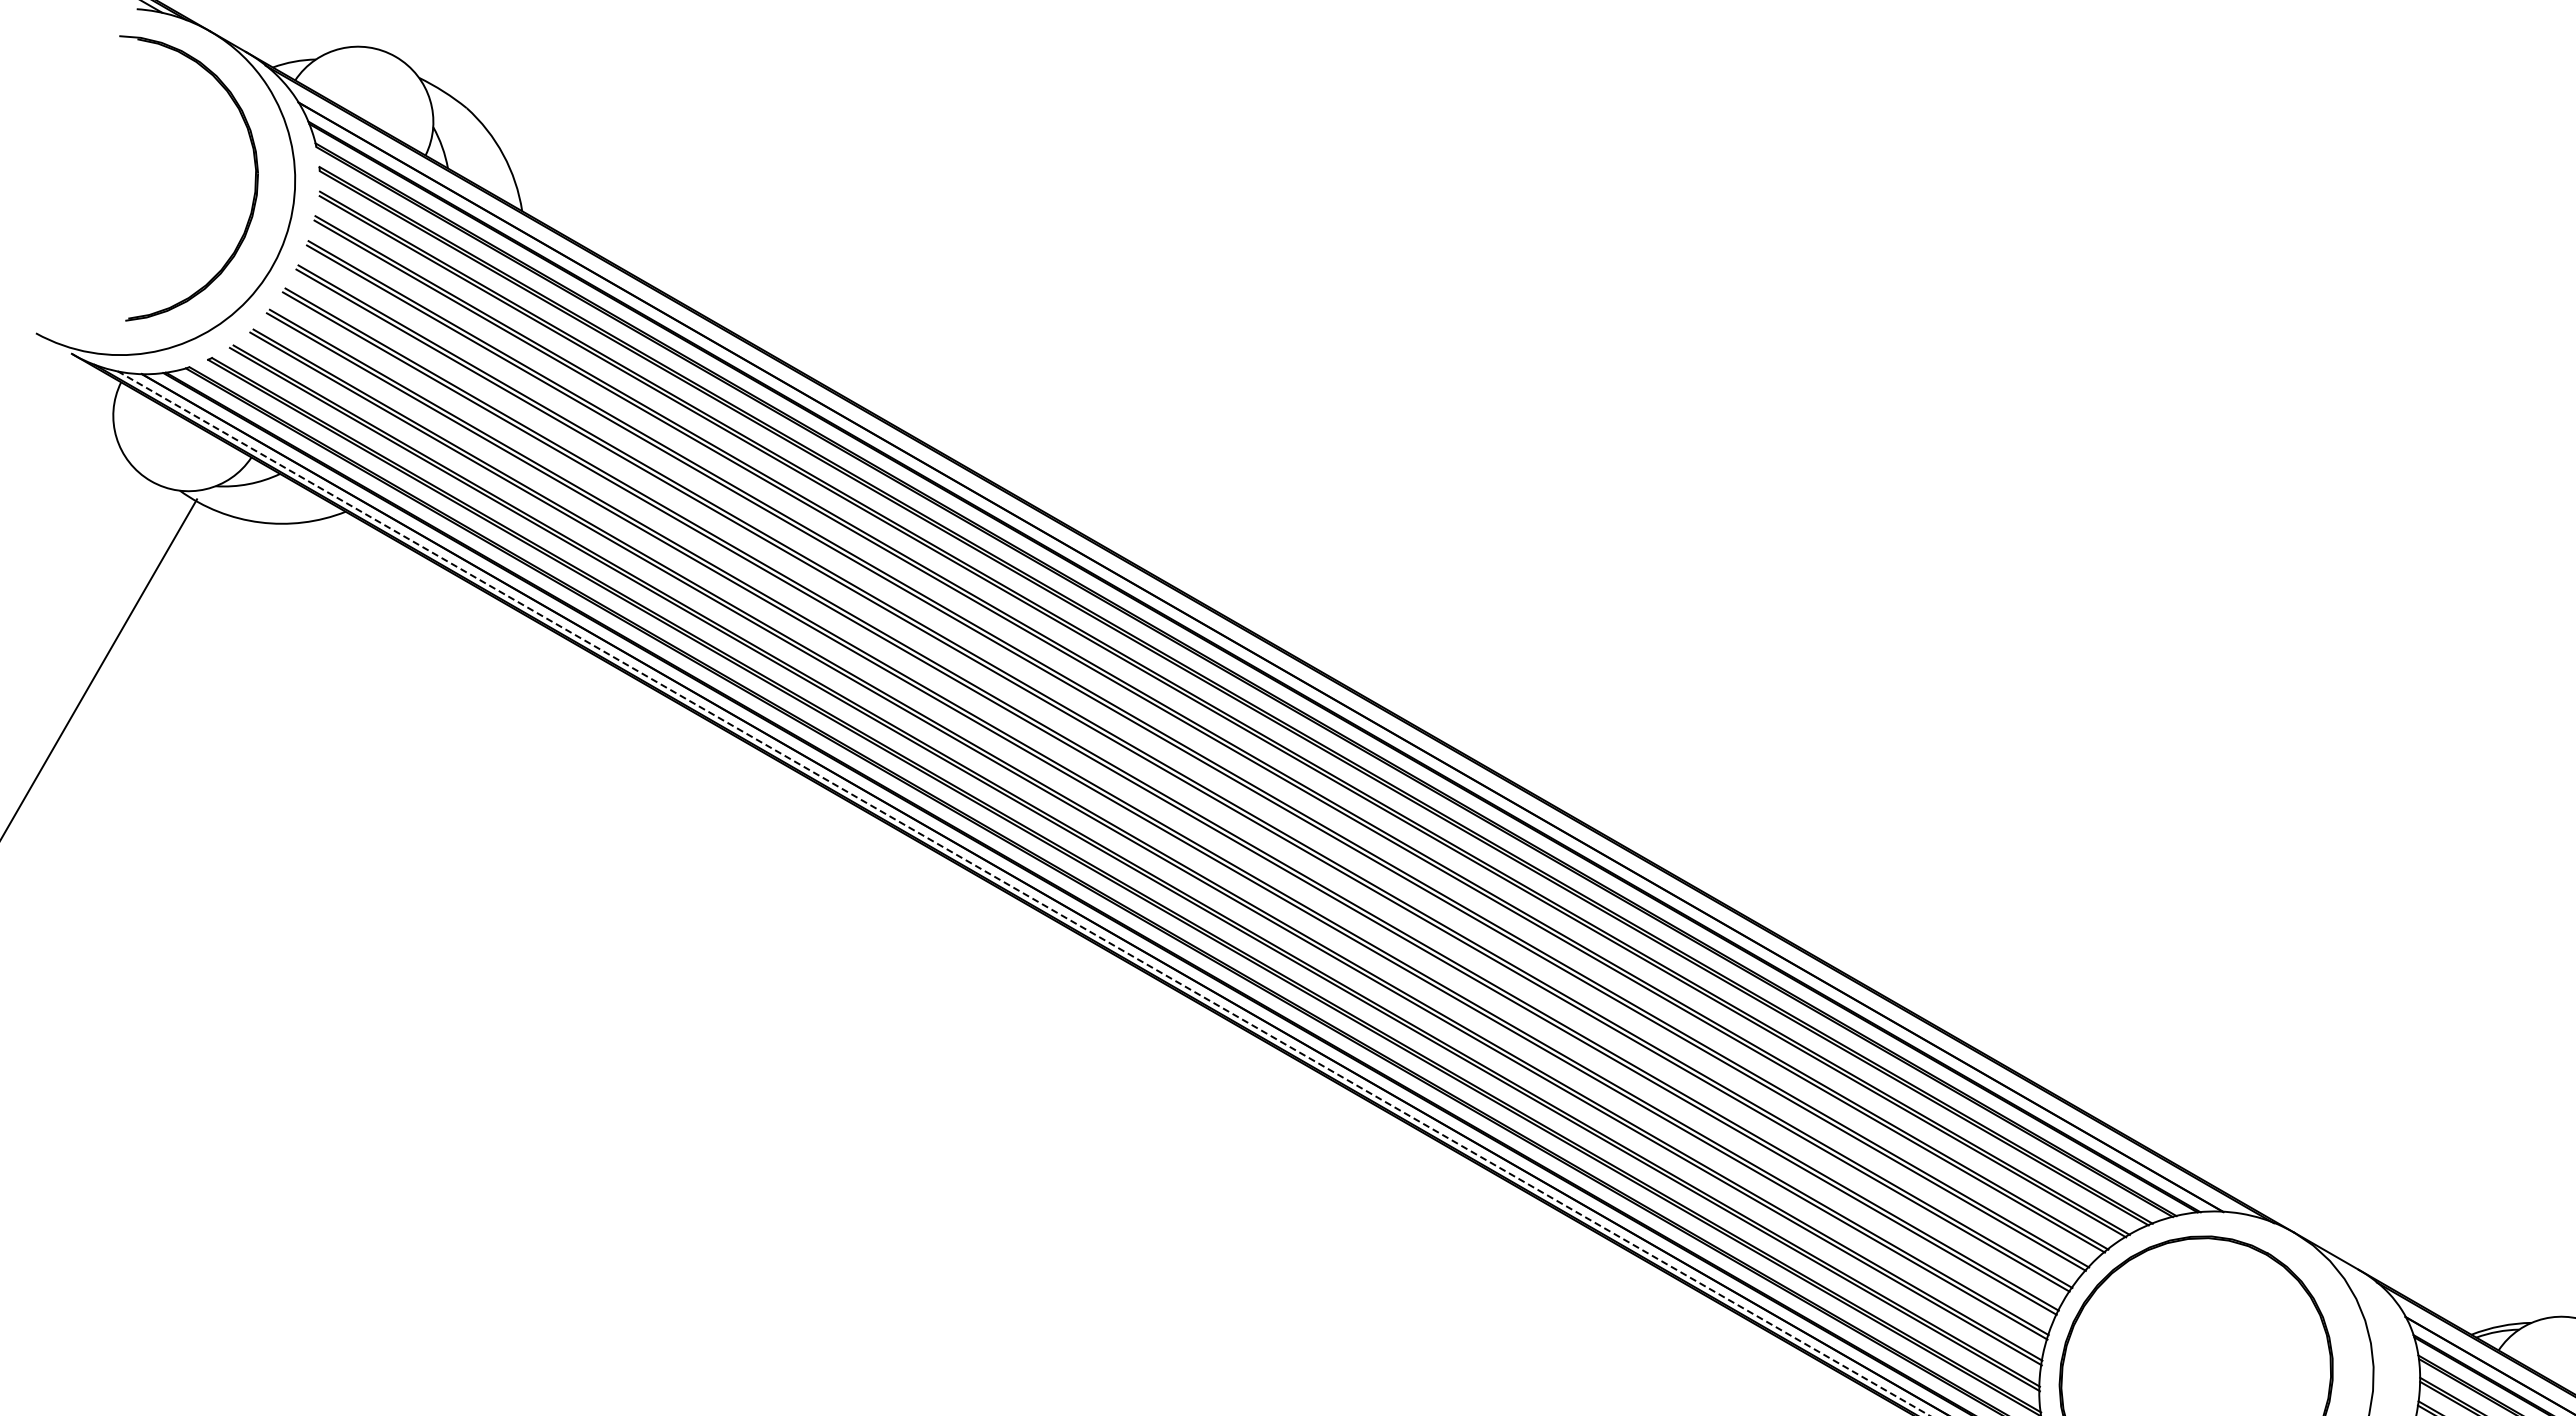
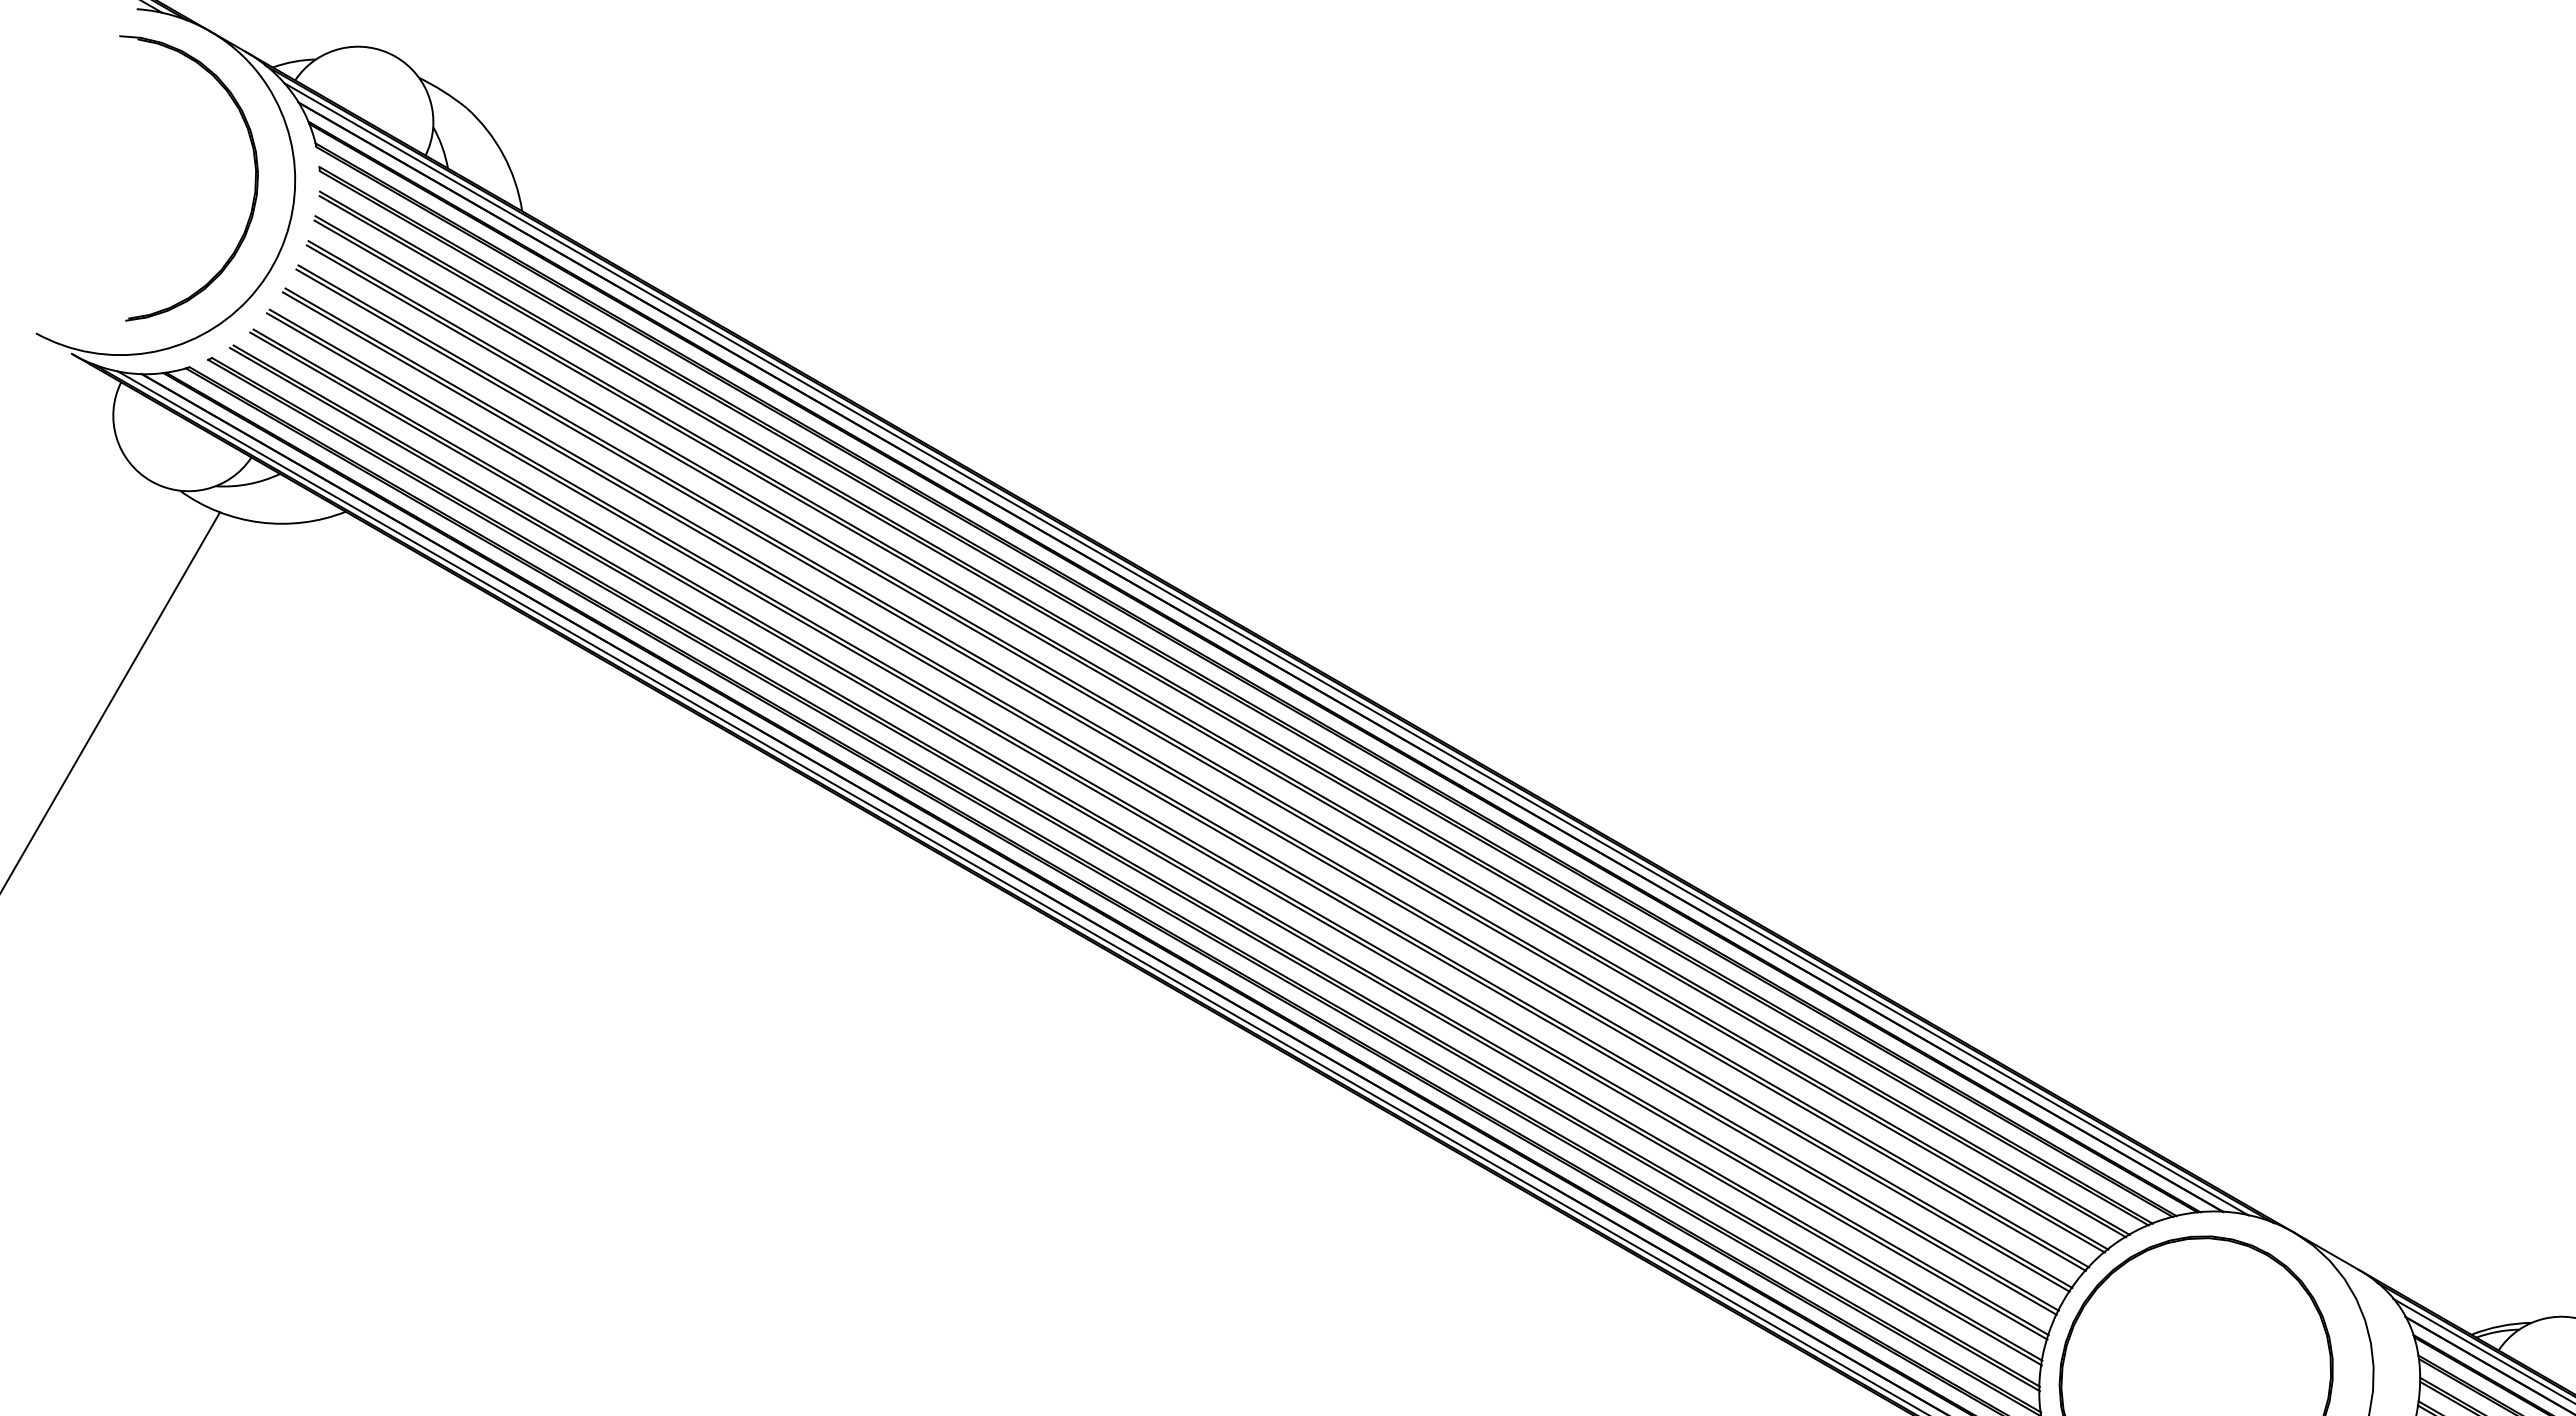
line: none -> present (1266, 649)
line position: (99, 668) -> (111, 701) (111, 701)
line: dashed -> solid (1023, 893)
line: none -> present (2482, 1350)
